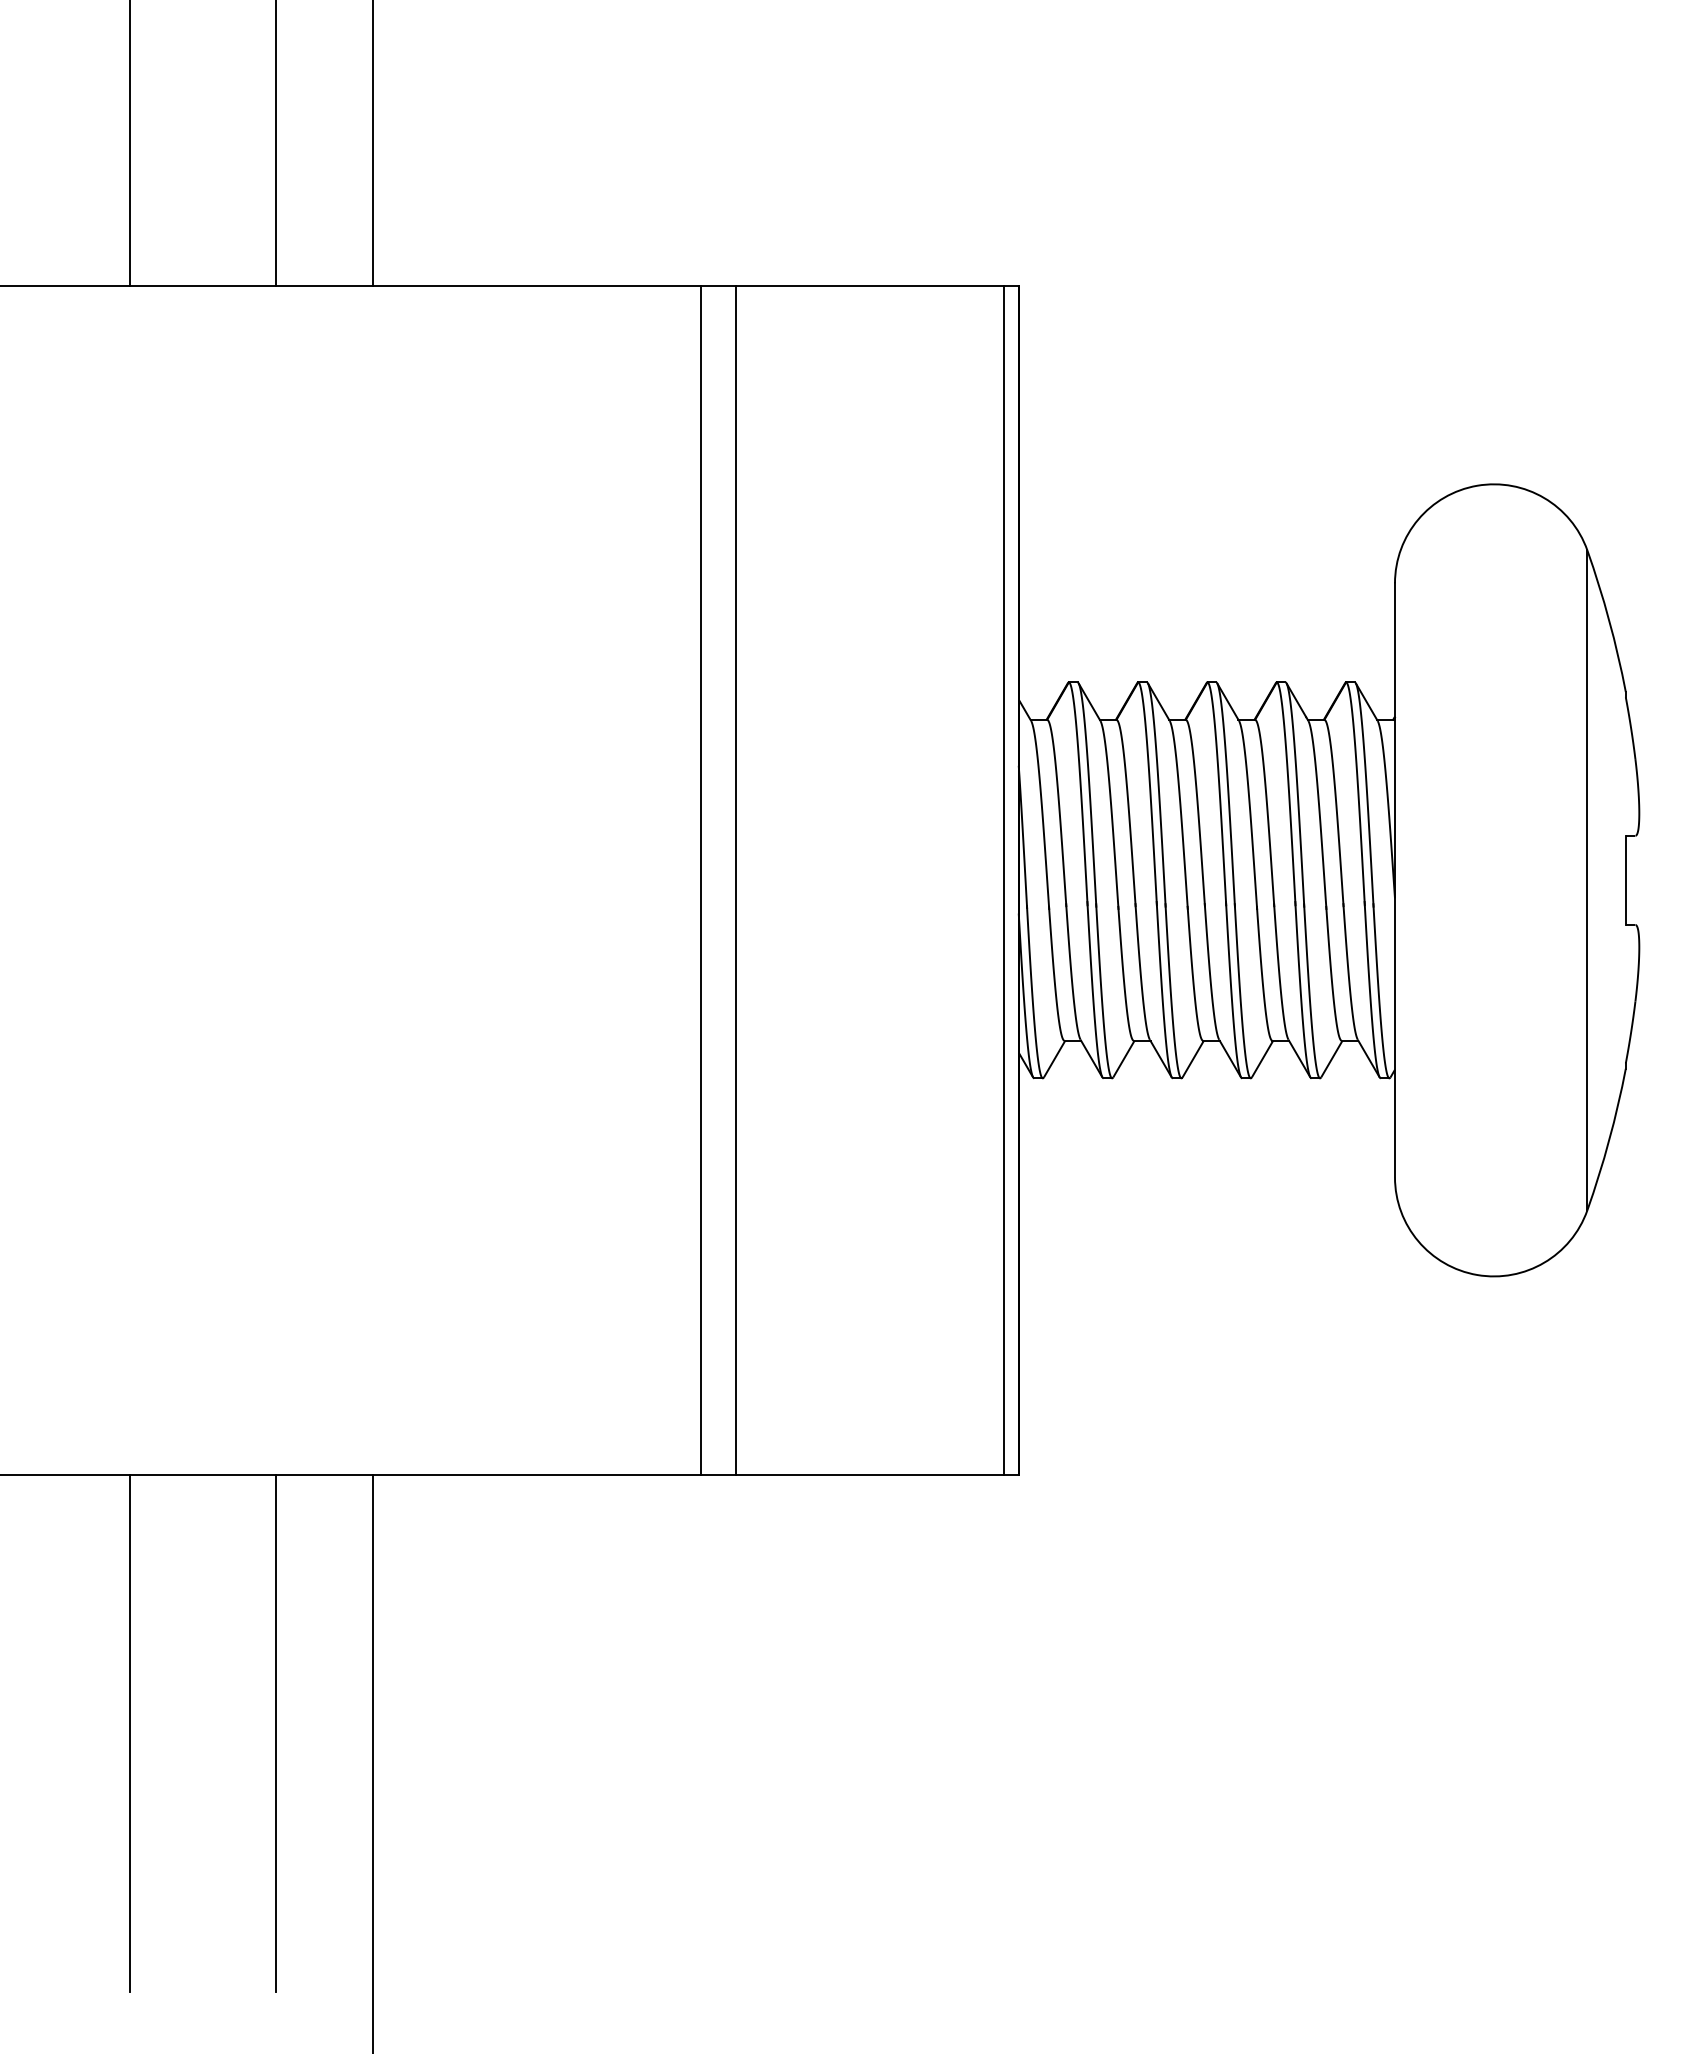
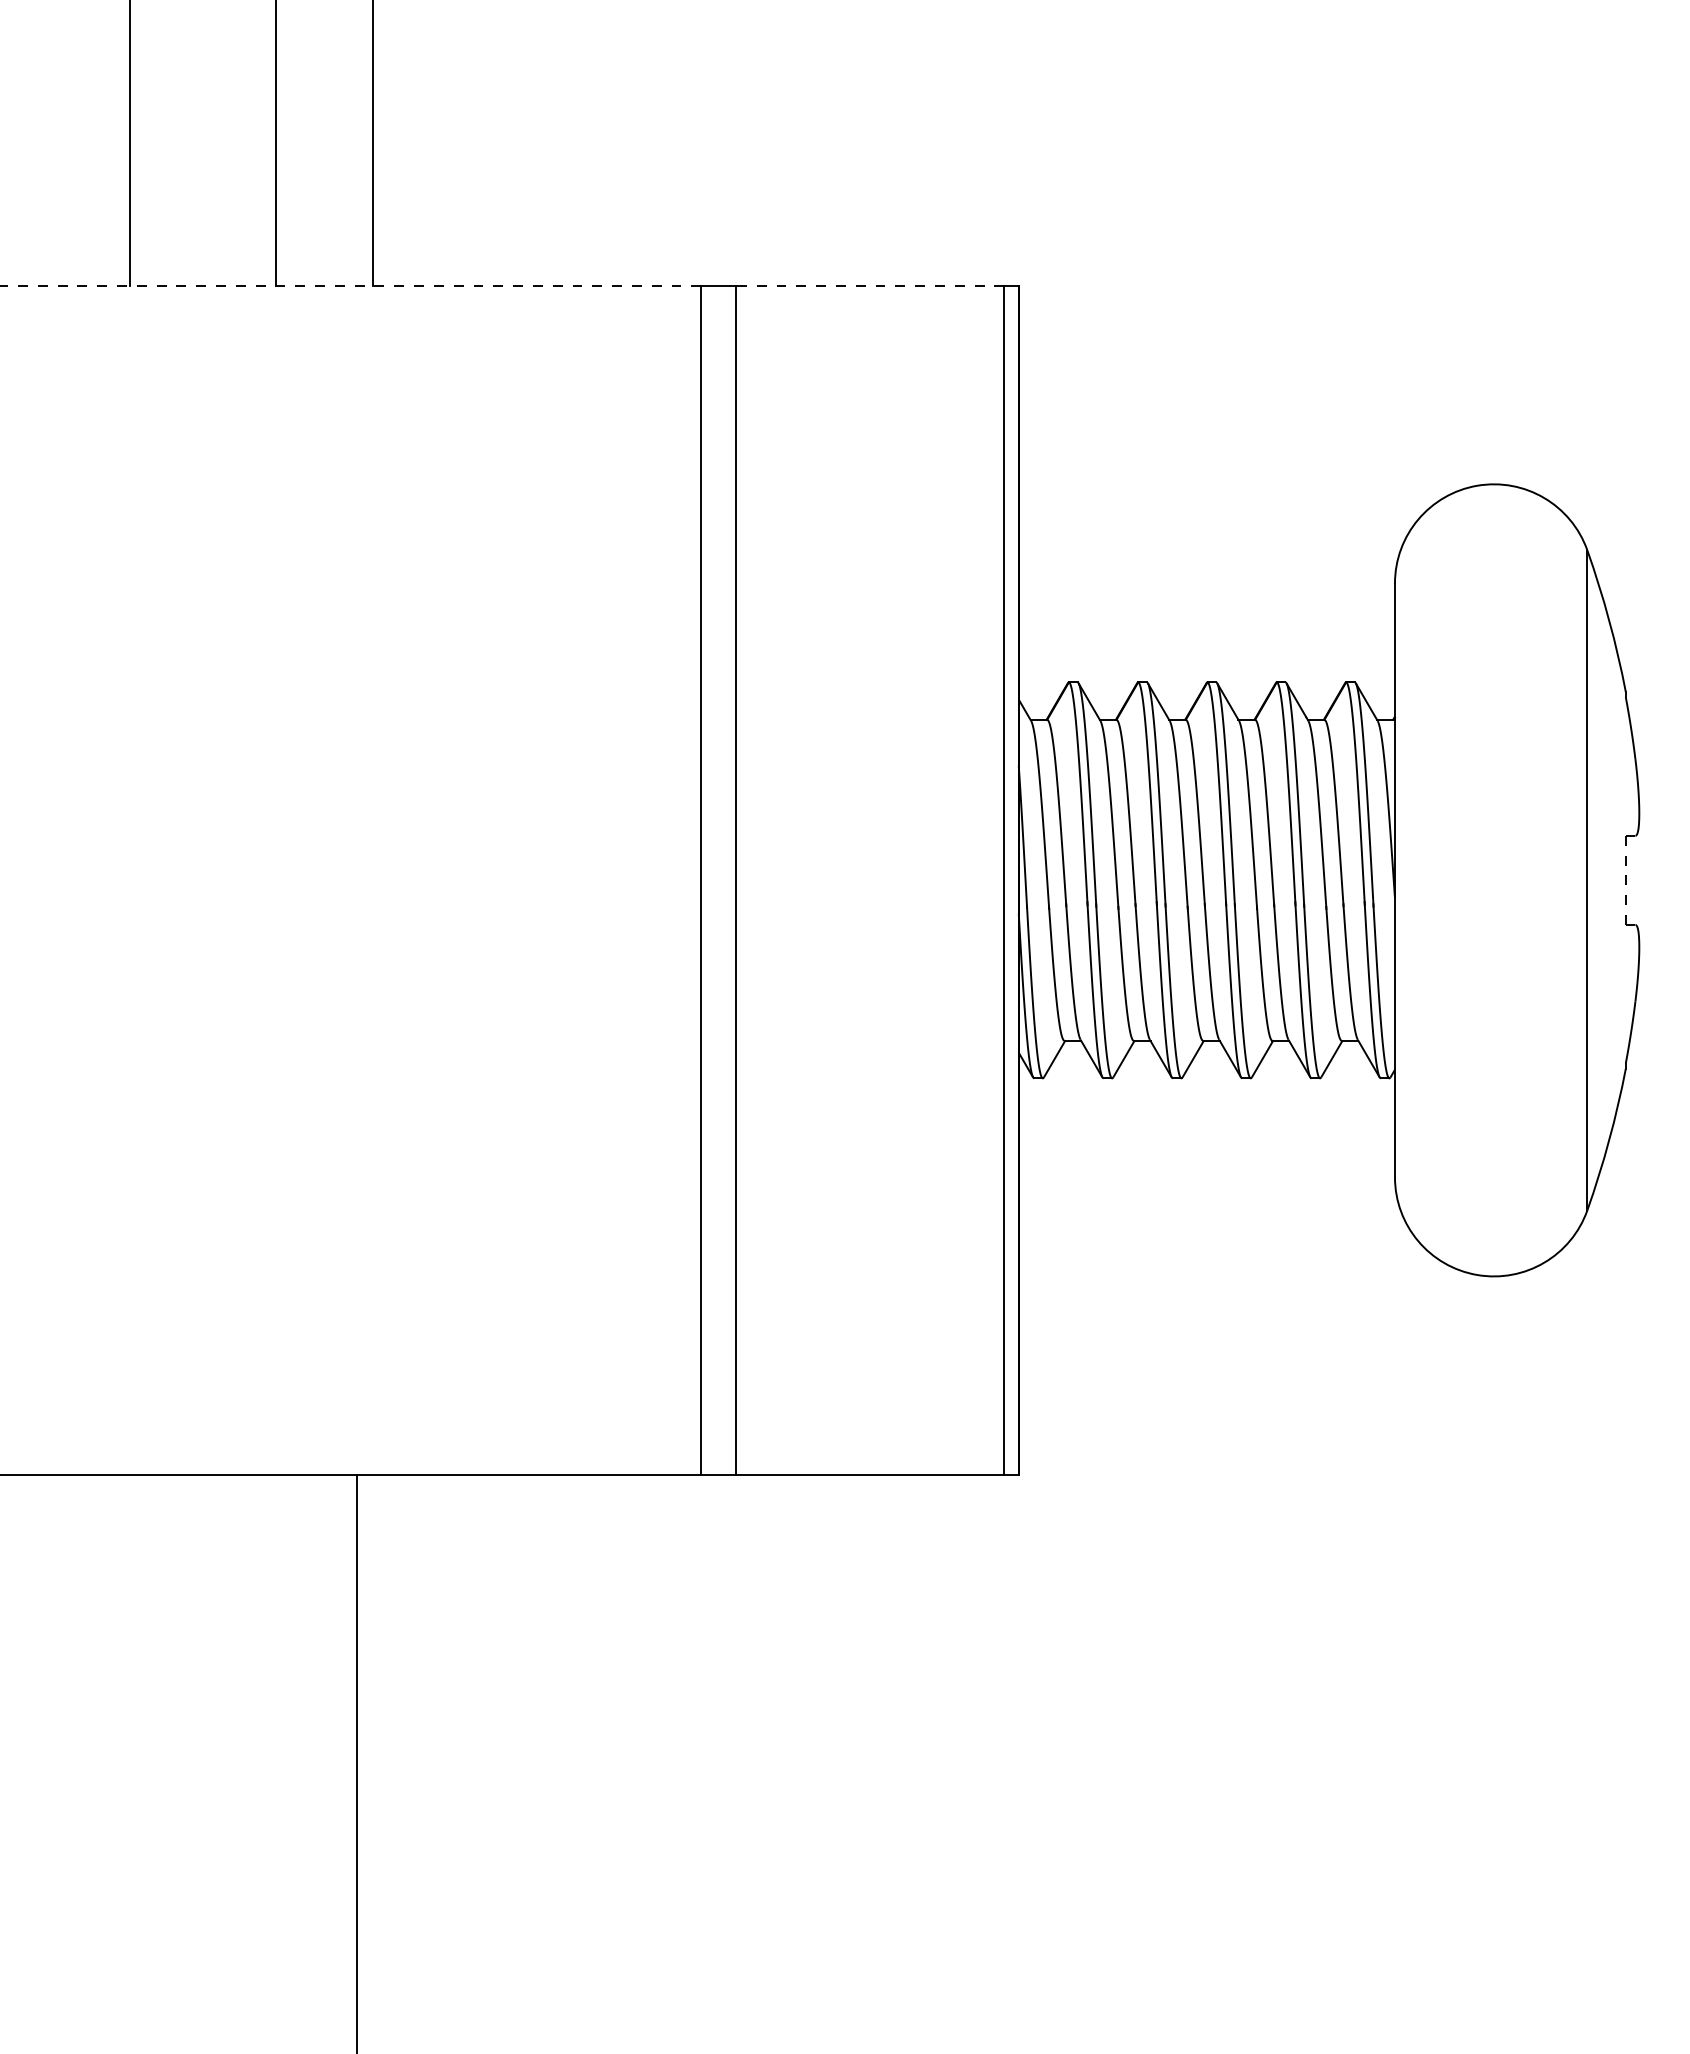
line: solid -> dashed (350, 286)
line: solid -> dashed (869, 286)
line: solid -> dashed (1625, 880)
line: present -> none (130, 1733)
line: present -> none (276, 1733)
line position: (373, 1762) -> (357, 1762) (357, 1762)
